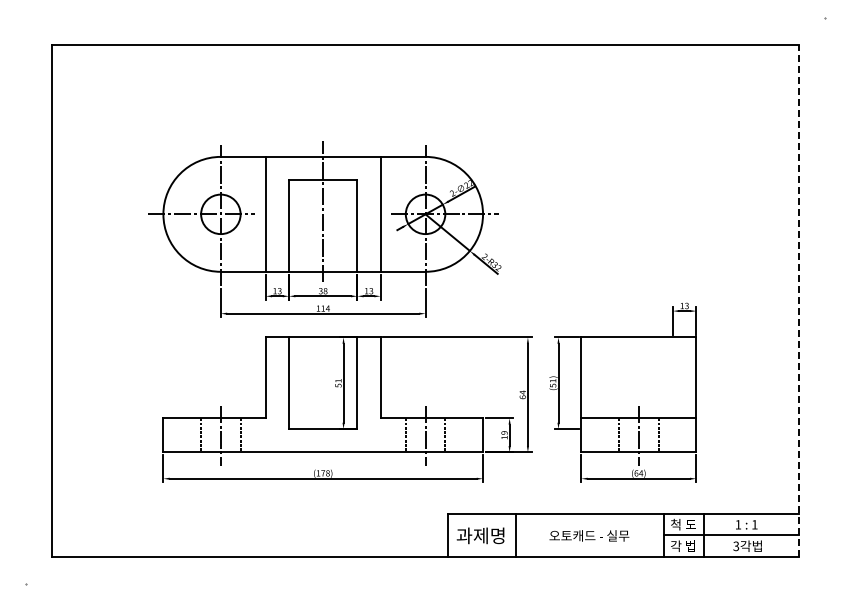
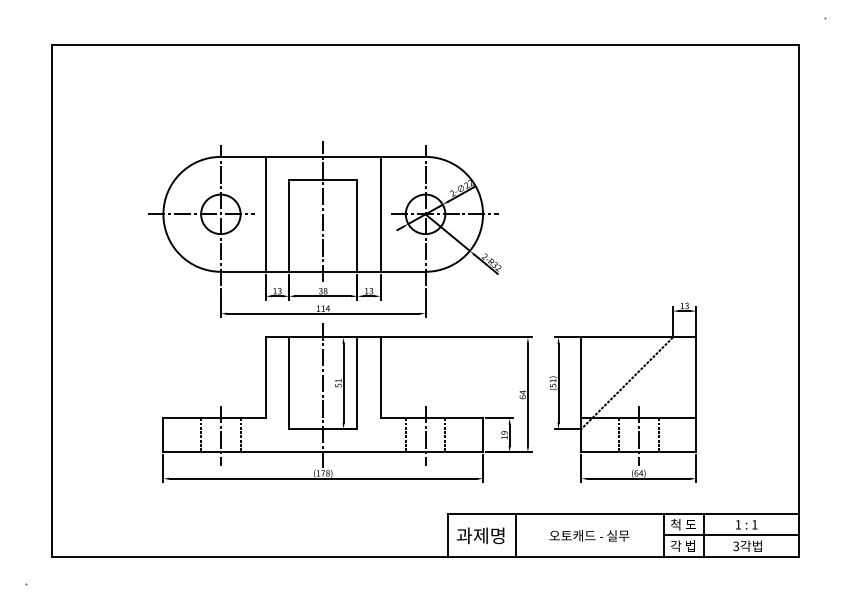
line: dashed -> solid (798, 301)
line: none -> present (626, 383)
line: none -> present (323, 395)
